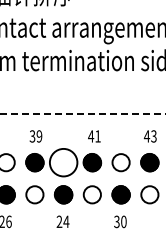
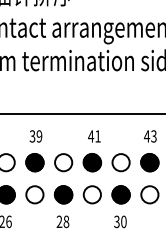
line: dashed -> solid (83, 114)
circle diameter: 28 px -> 17 px (63, 162)
text: 24 -> 28 (66, 221)
